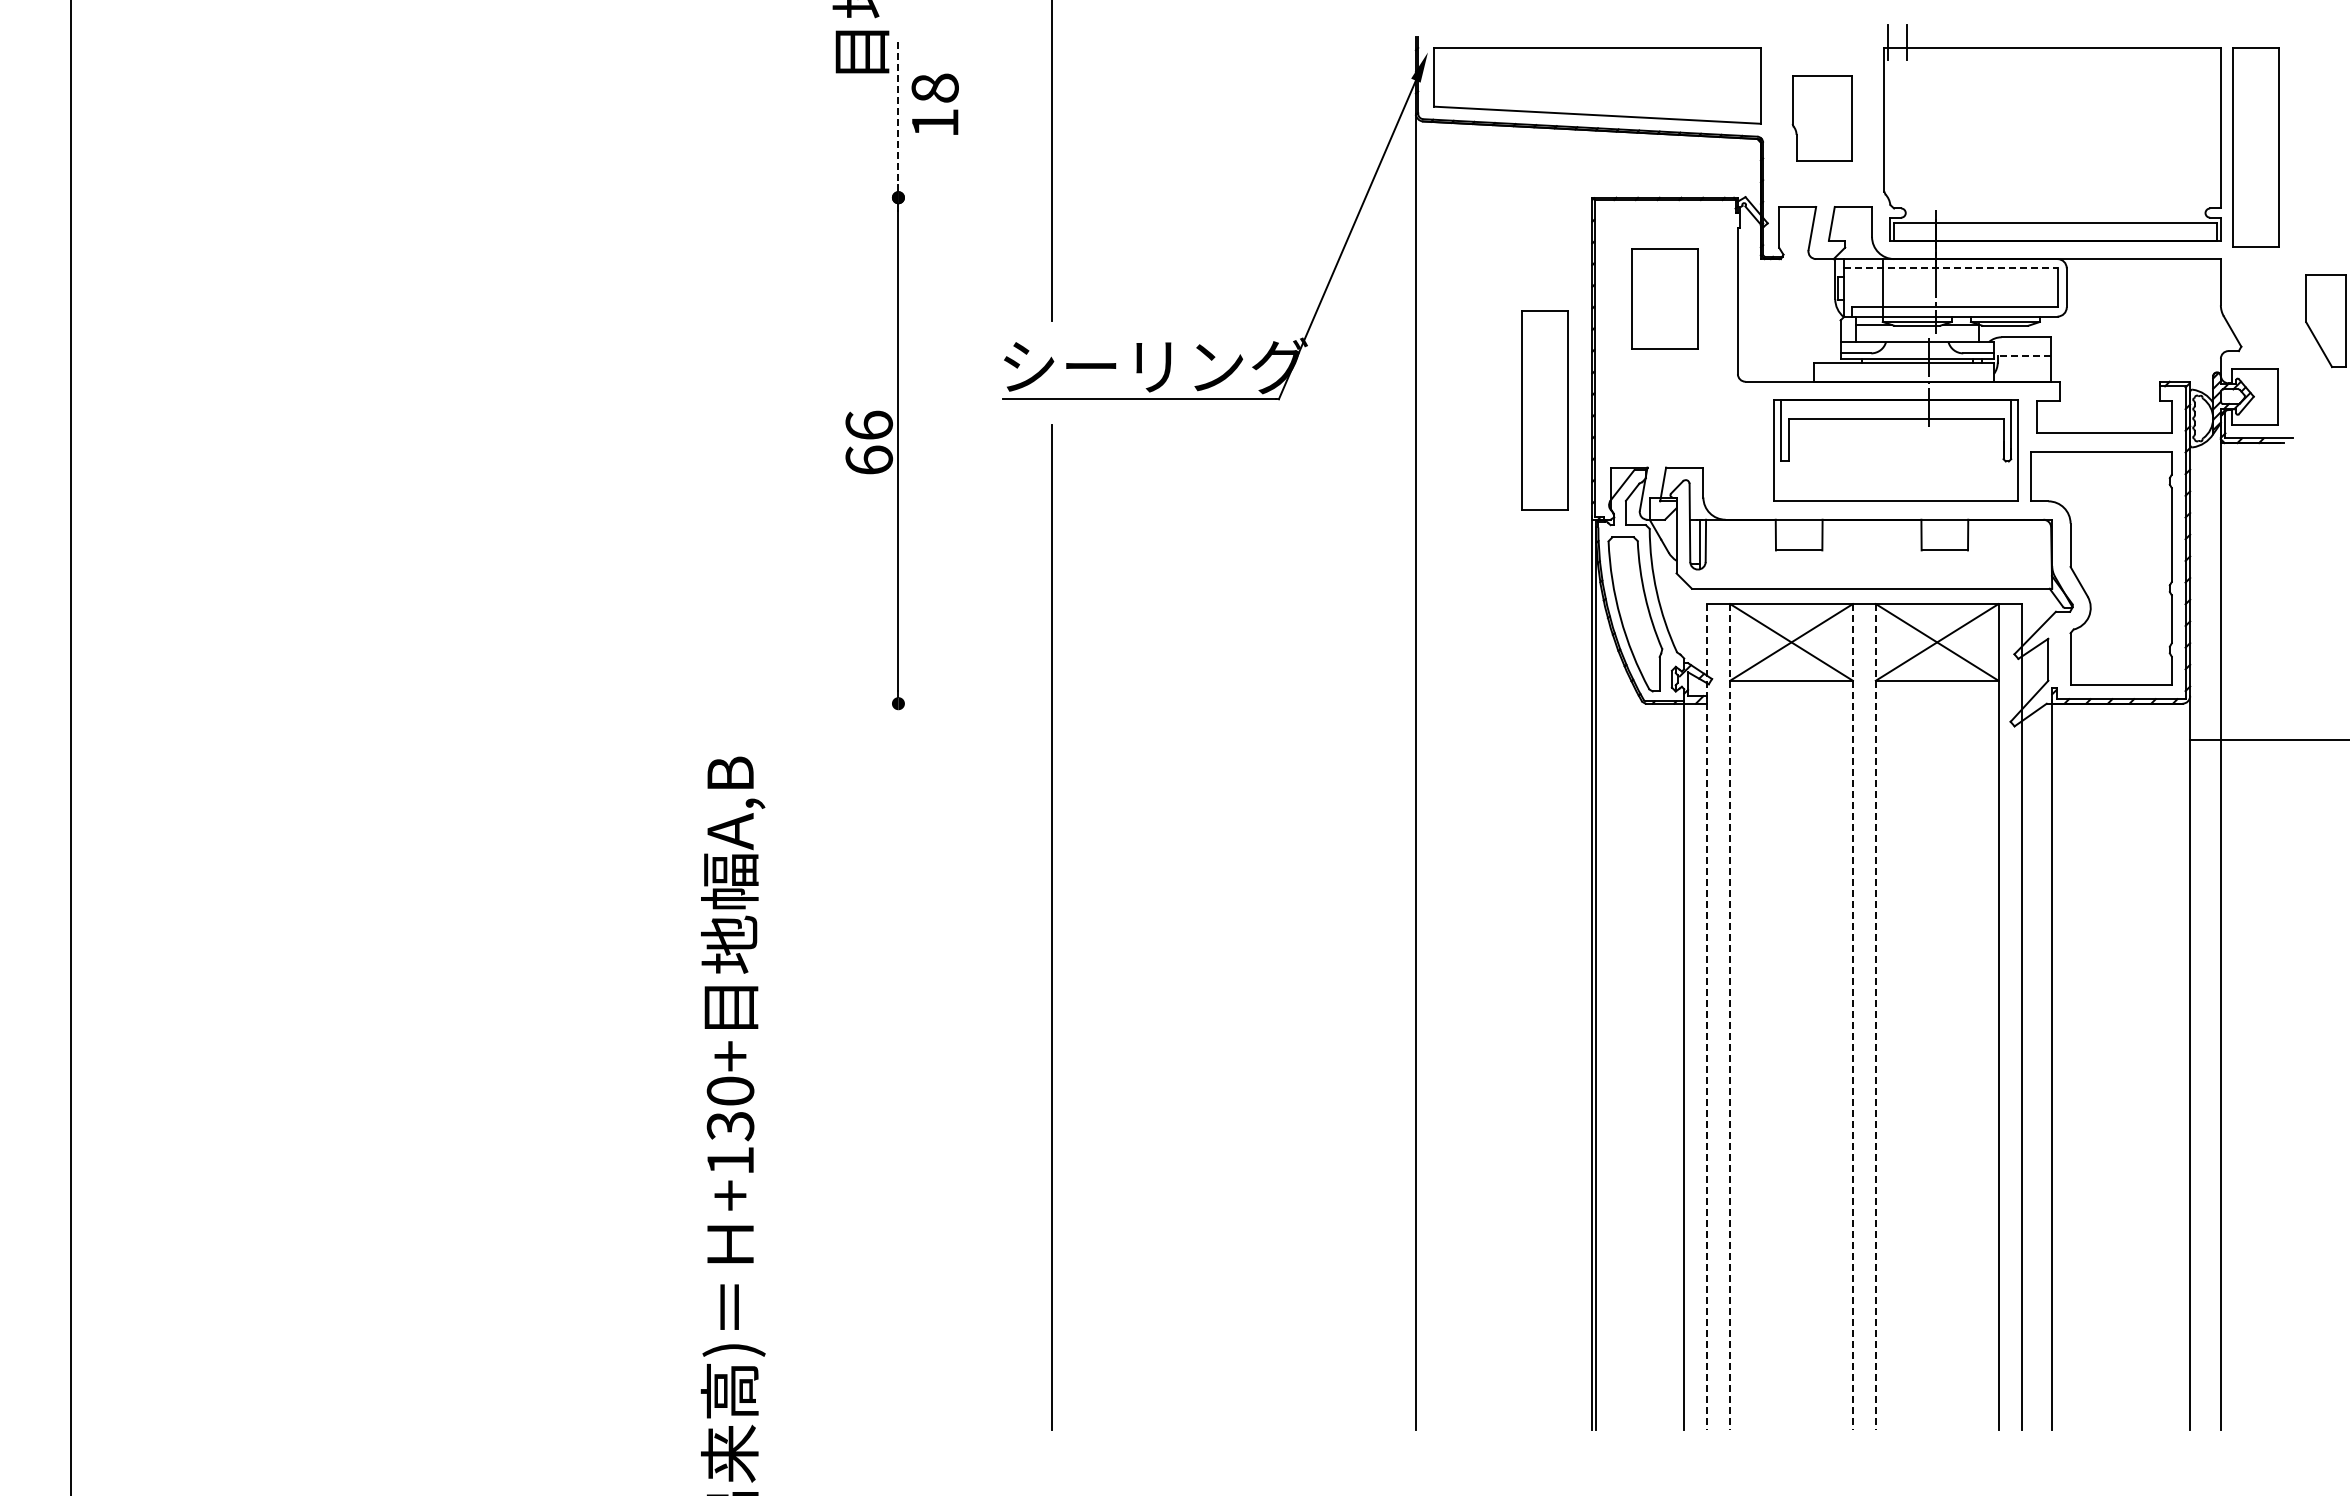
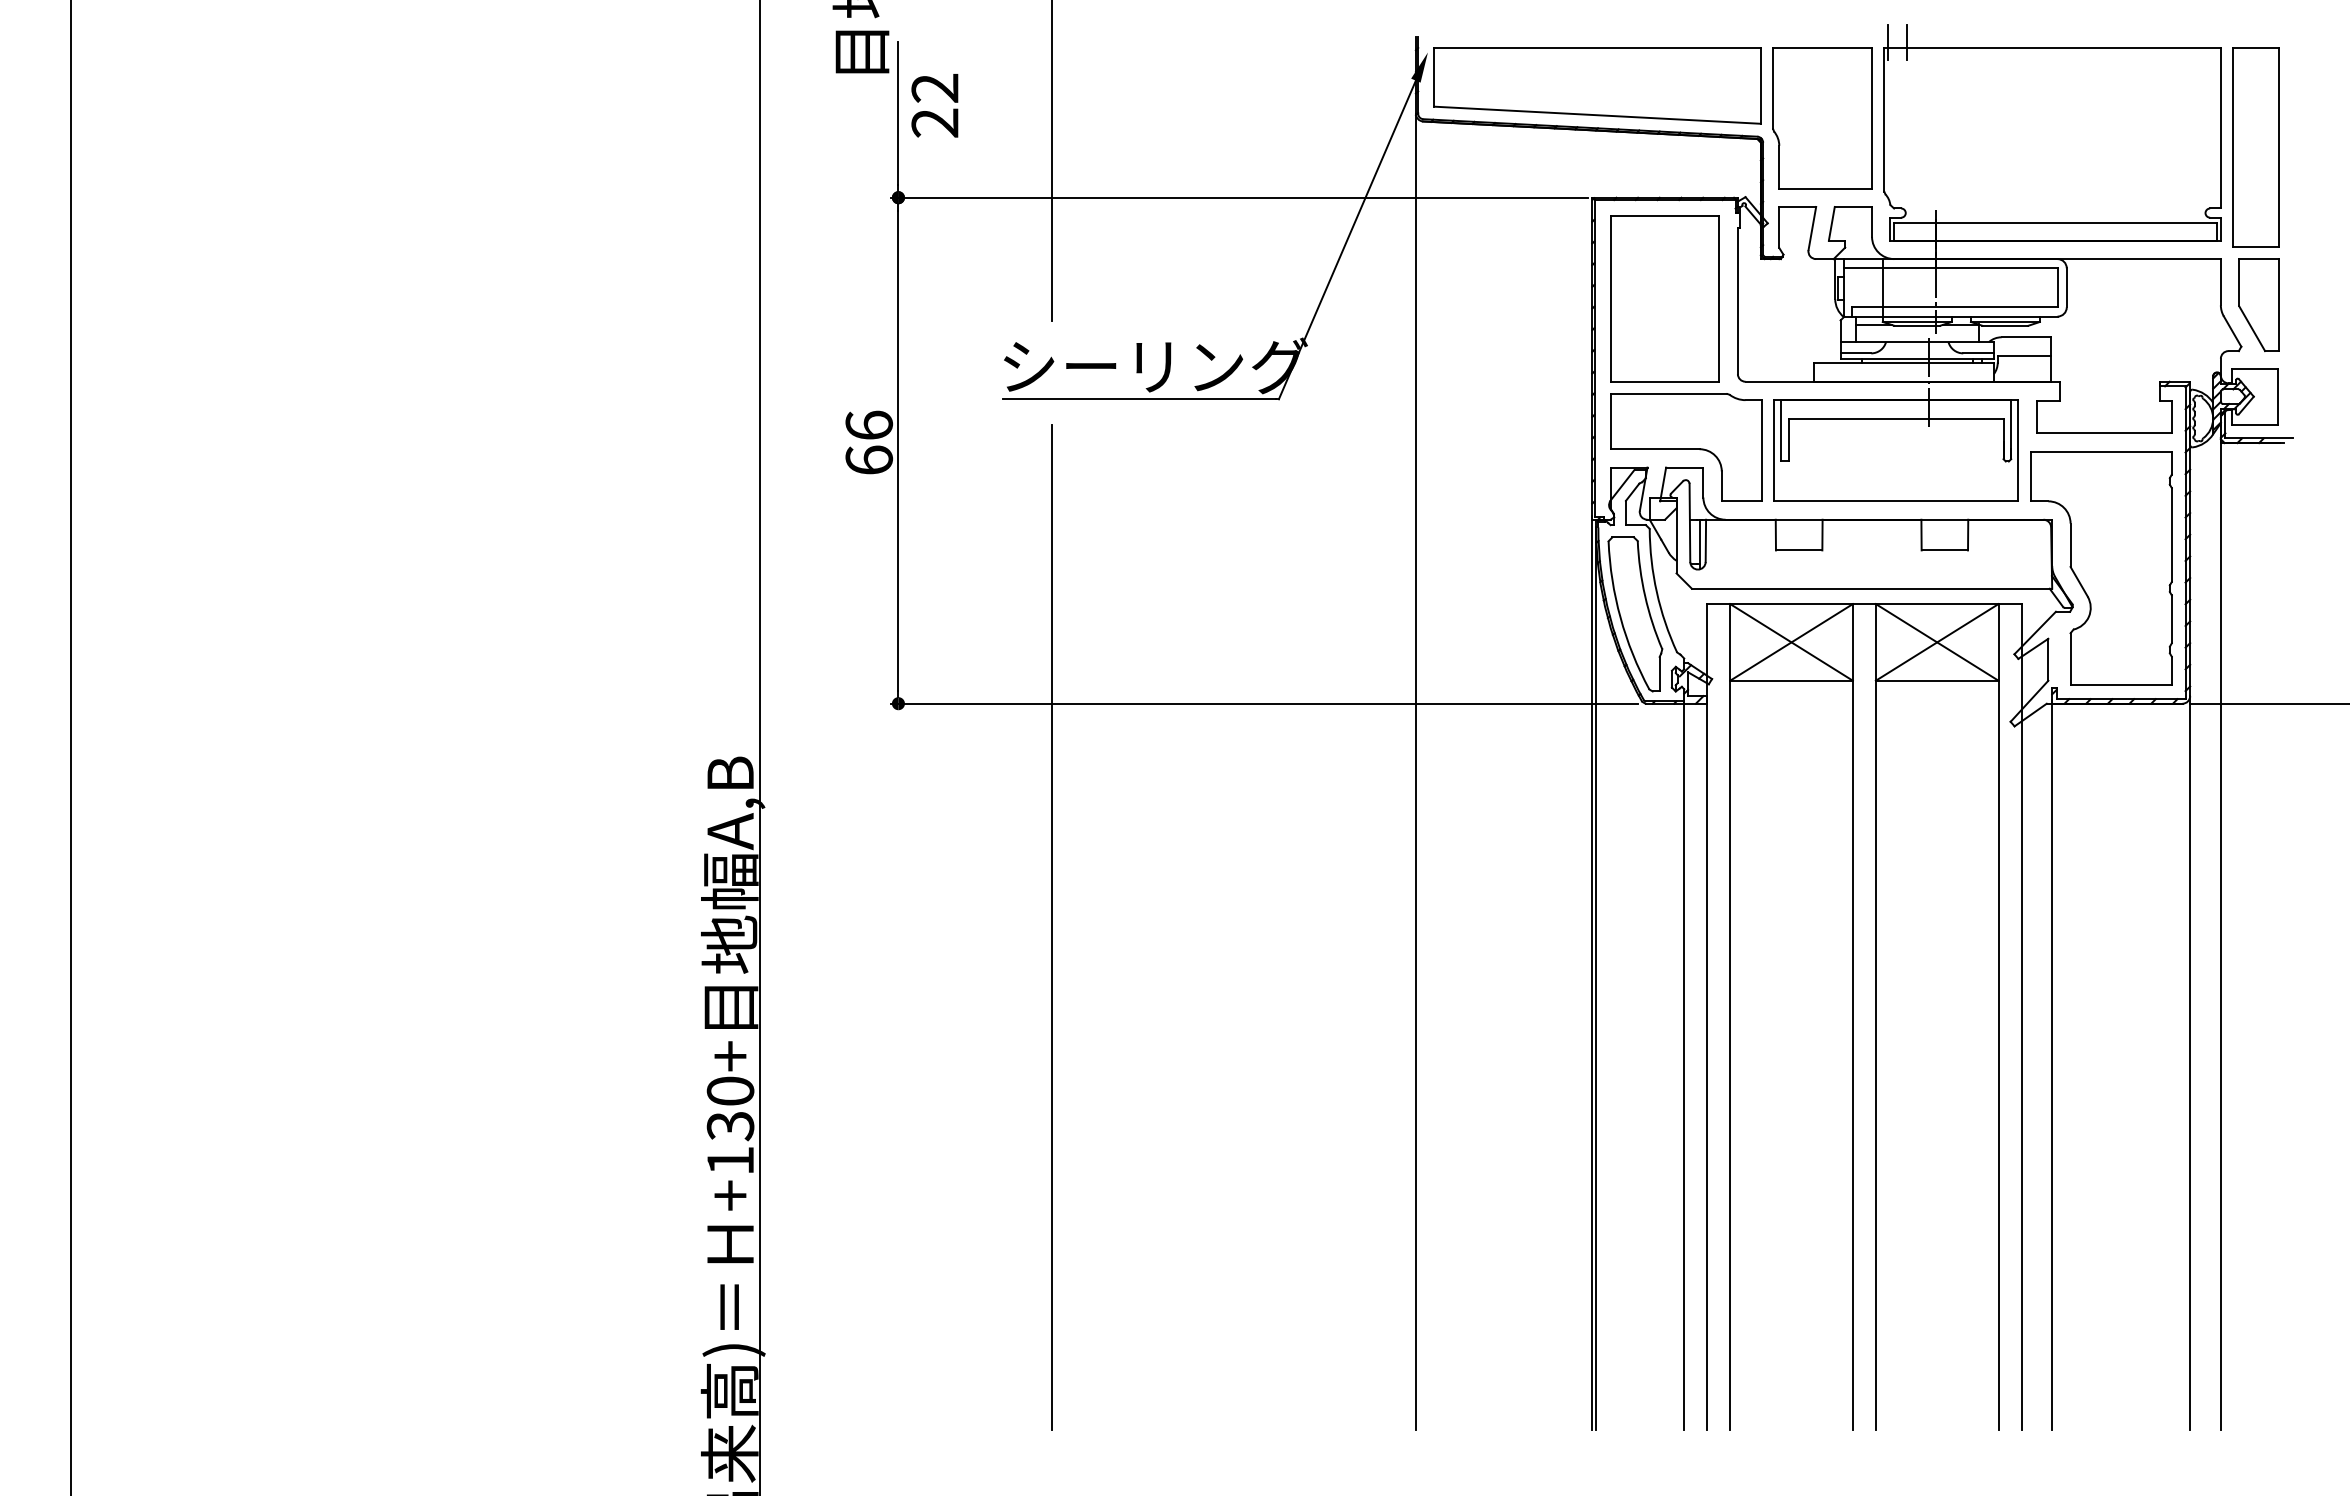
text: 18 -> 22 (934, 105)
line: dashed -> solid (898, 113)
part size: 62x87 px -> 101x143 px (1822, 118)
line: none -> present (1239, 197)
line: dashed -> solid (1951, 268)
part size: 68x102 px -> 110x168 px (1664, 298)
part position: (2325, 321) -> (2258, 305) (2258, 305)
line: dashed -> solid (2024, 356)
part: present -> none (1544, 410)
part: none -> present (1686, 447)
line: none -> present (1263, 703)
line position: (2268, 739) -> (2268, 703) (2268, 703)
line: none -> present (760, 747)
line: dashed -> solid (1707, 1016)
line: dashed -> solid (1730, 1016)
line: dashed -> solid (1852, 1016)
line: dashed -> solid (1875, 1016)
